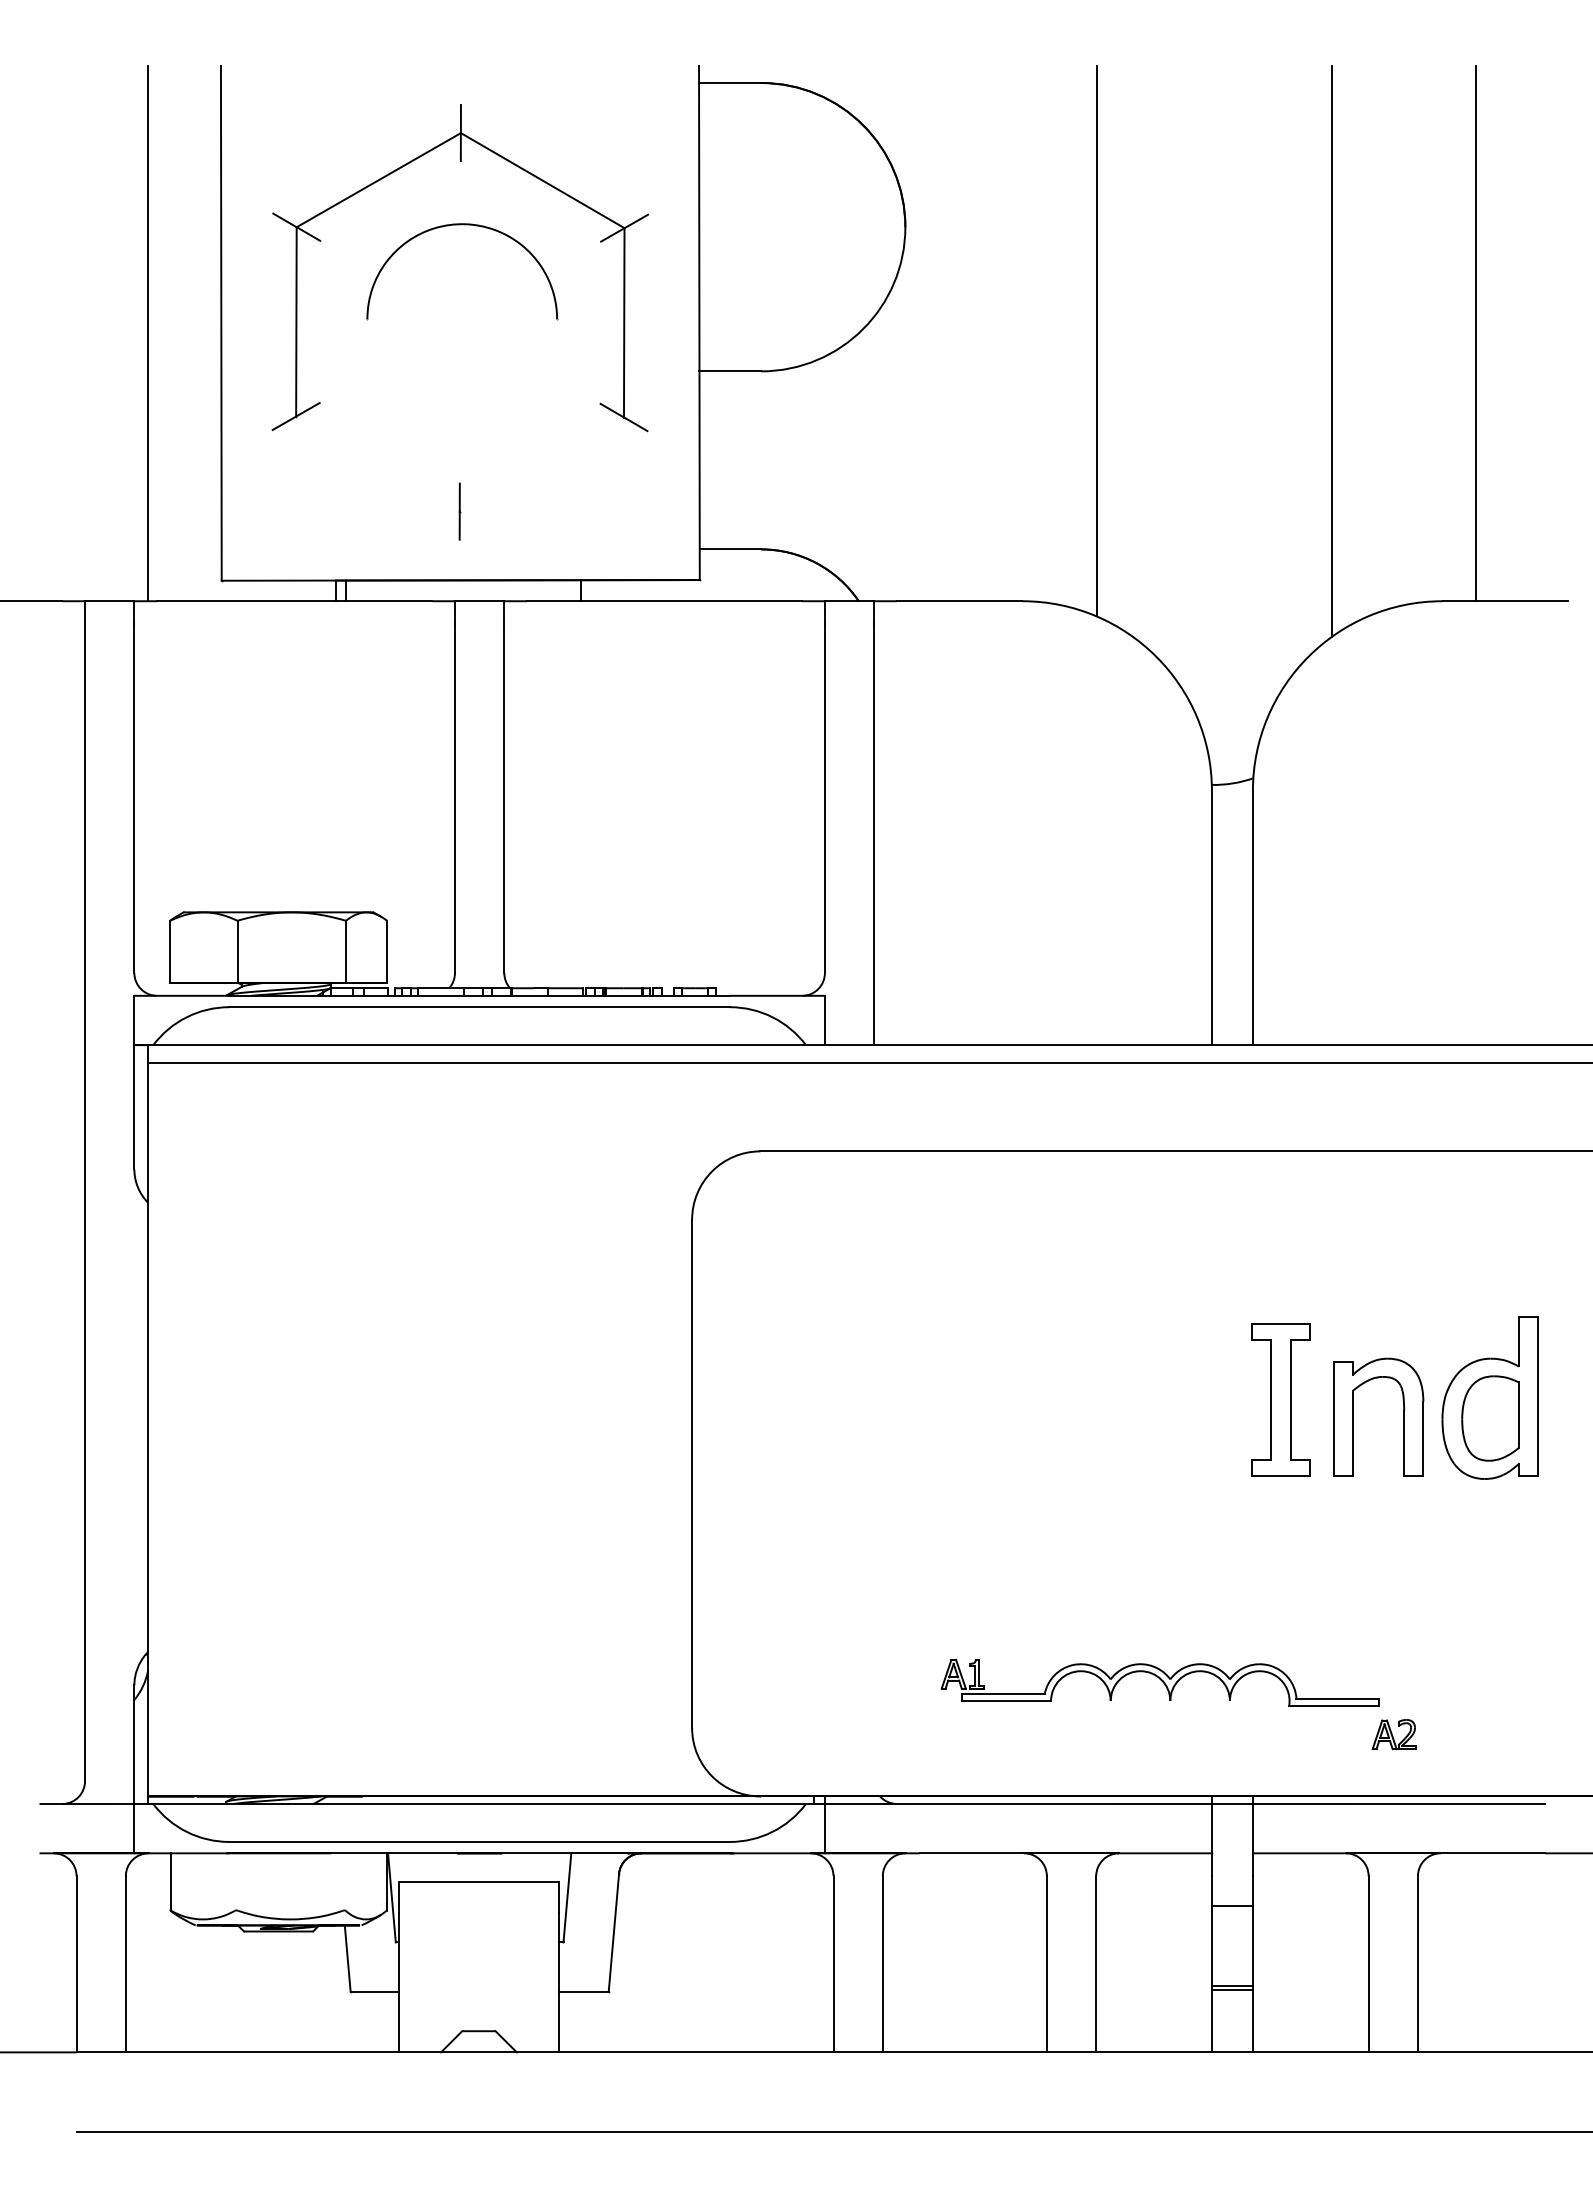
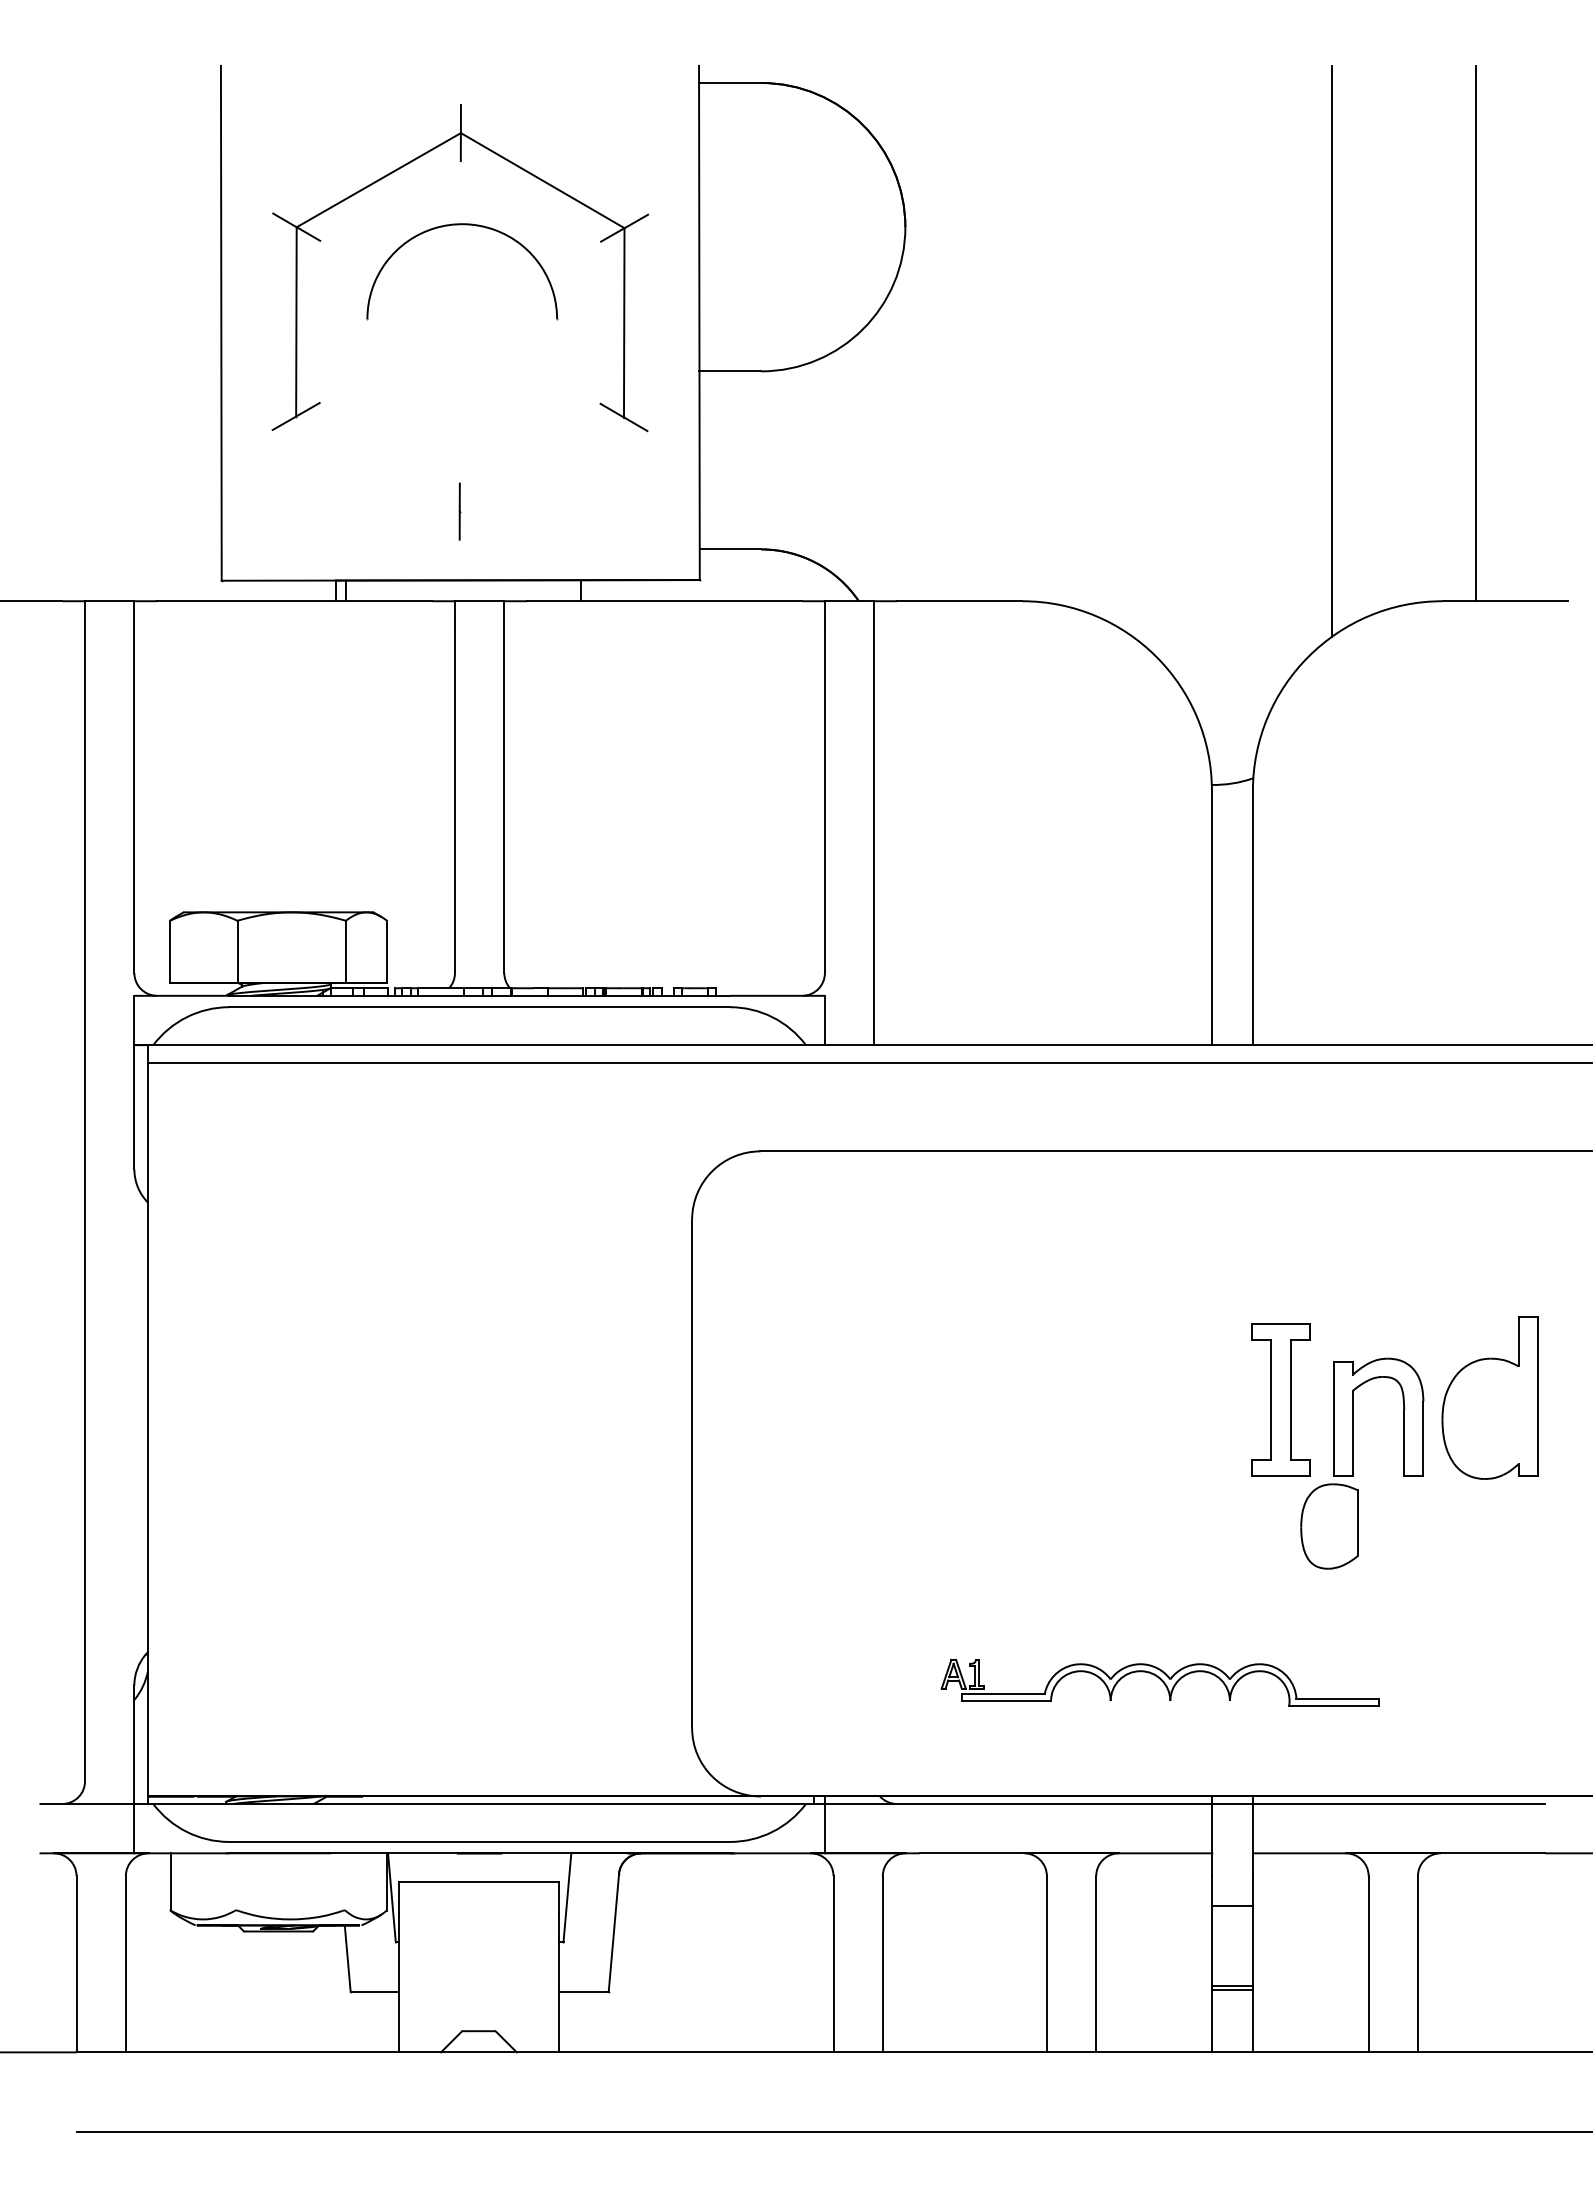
line: present -> none (148, 333)
line: present -> none (1096, 340)
part position: (1490, 1418) -> (1329, 1526) (1329, 1526)
part: present -> none (1393, 1734)
